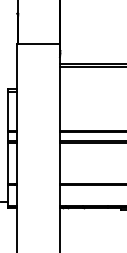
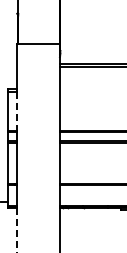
line: solid -> dashed (17, 111)
line: solid -> dashed (17, 230)
